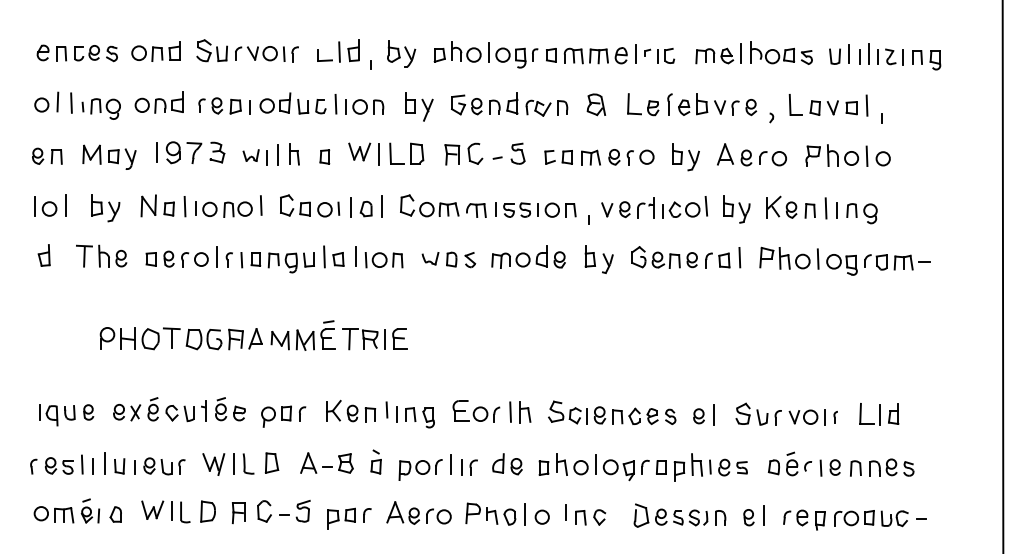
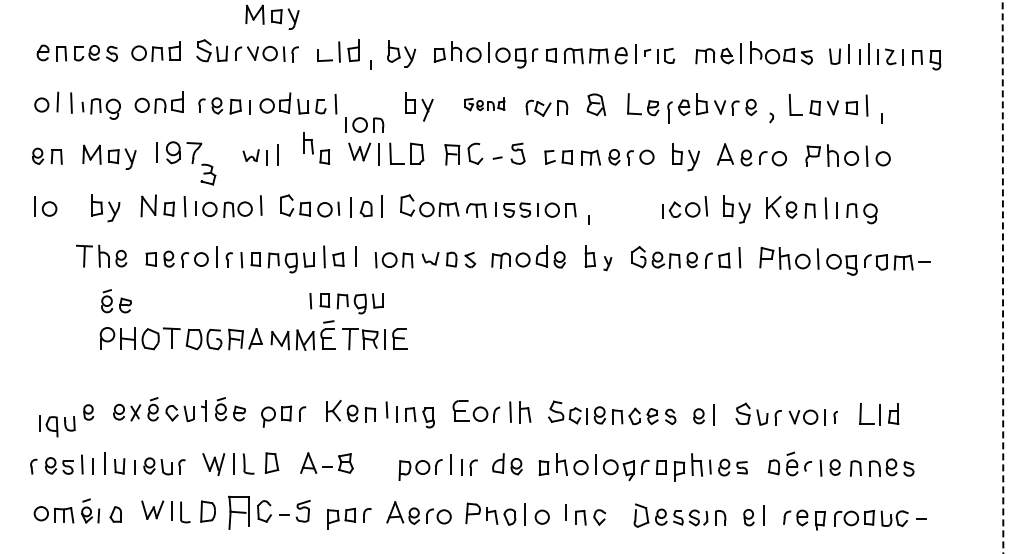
part: none -> present (272, 16)
part size: 68x24 px -> 42x15 px (484, 104)
part position: (669, 104) -> (669, 112) (669, 112)
part position: (364, 106) -> (364, 124) (364, 124)
part position: (217, 152) -> (208, 174) (208, 174)
part position: (294, 154) -> (308, 143) (308, 143)
line: present -> none (65, 205)
part: present -> none (627, 207)
part: present -> none (43, 255)
part position: (383, 260) -> (393, 260) (393, 260)
part size: 12x21 px -> 10x16 px (607, 263)
line: solid -> dashed (1003, 277)
part: none -> present (116, 301)
part: none -> present (346, 303)
part position: (57, 415) -> (57, 426) (57, 426)
part: present -> none (375, 461)
part size: 15x23 px -> 22x35 px (238, 512)
